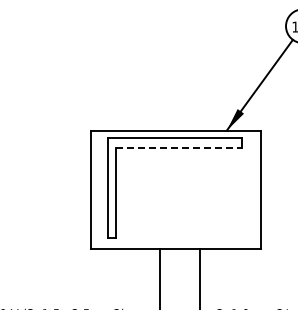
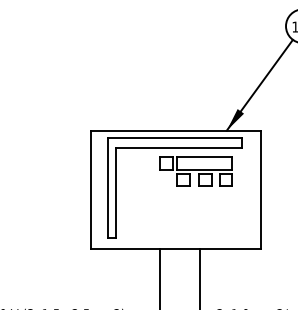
line: dashed -> solid (179, 147)
part: none -> present (195, 171)
